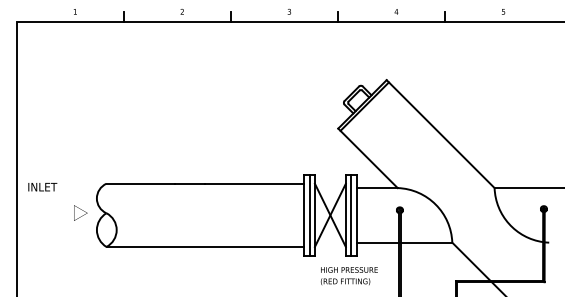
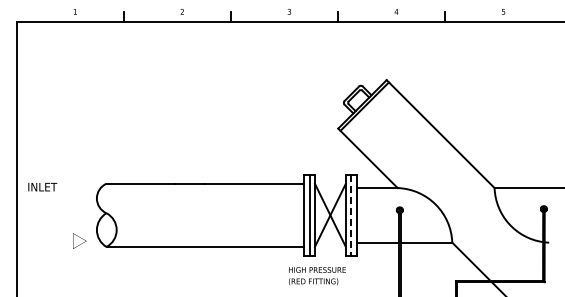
part position: (80, 212) -> (79, 240) (79, 240)
line: solid -> dashed (351, 215)
text position: (349, 276) -> (317, 276) (317, 276)
